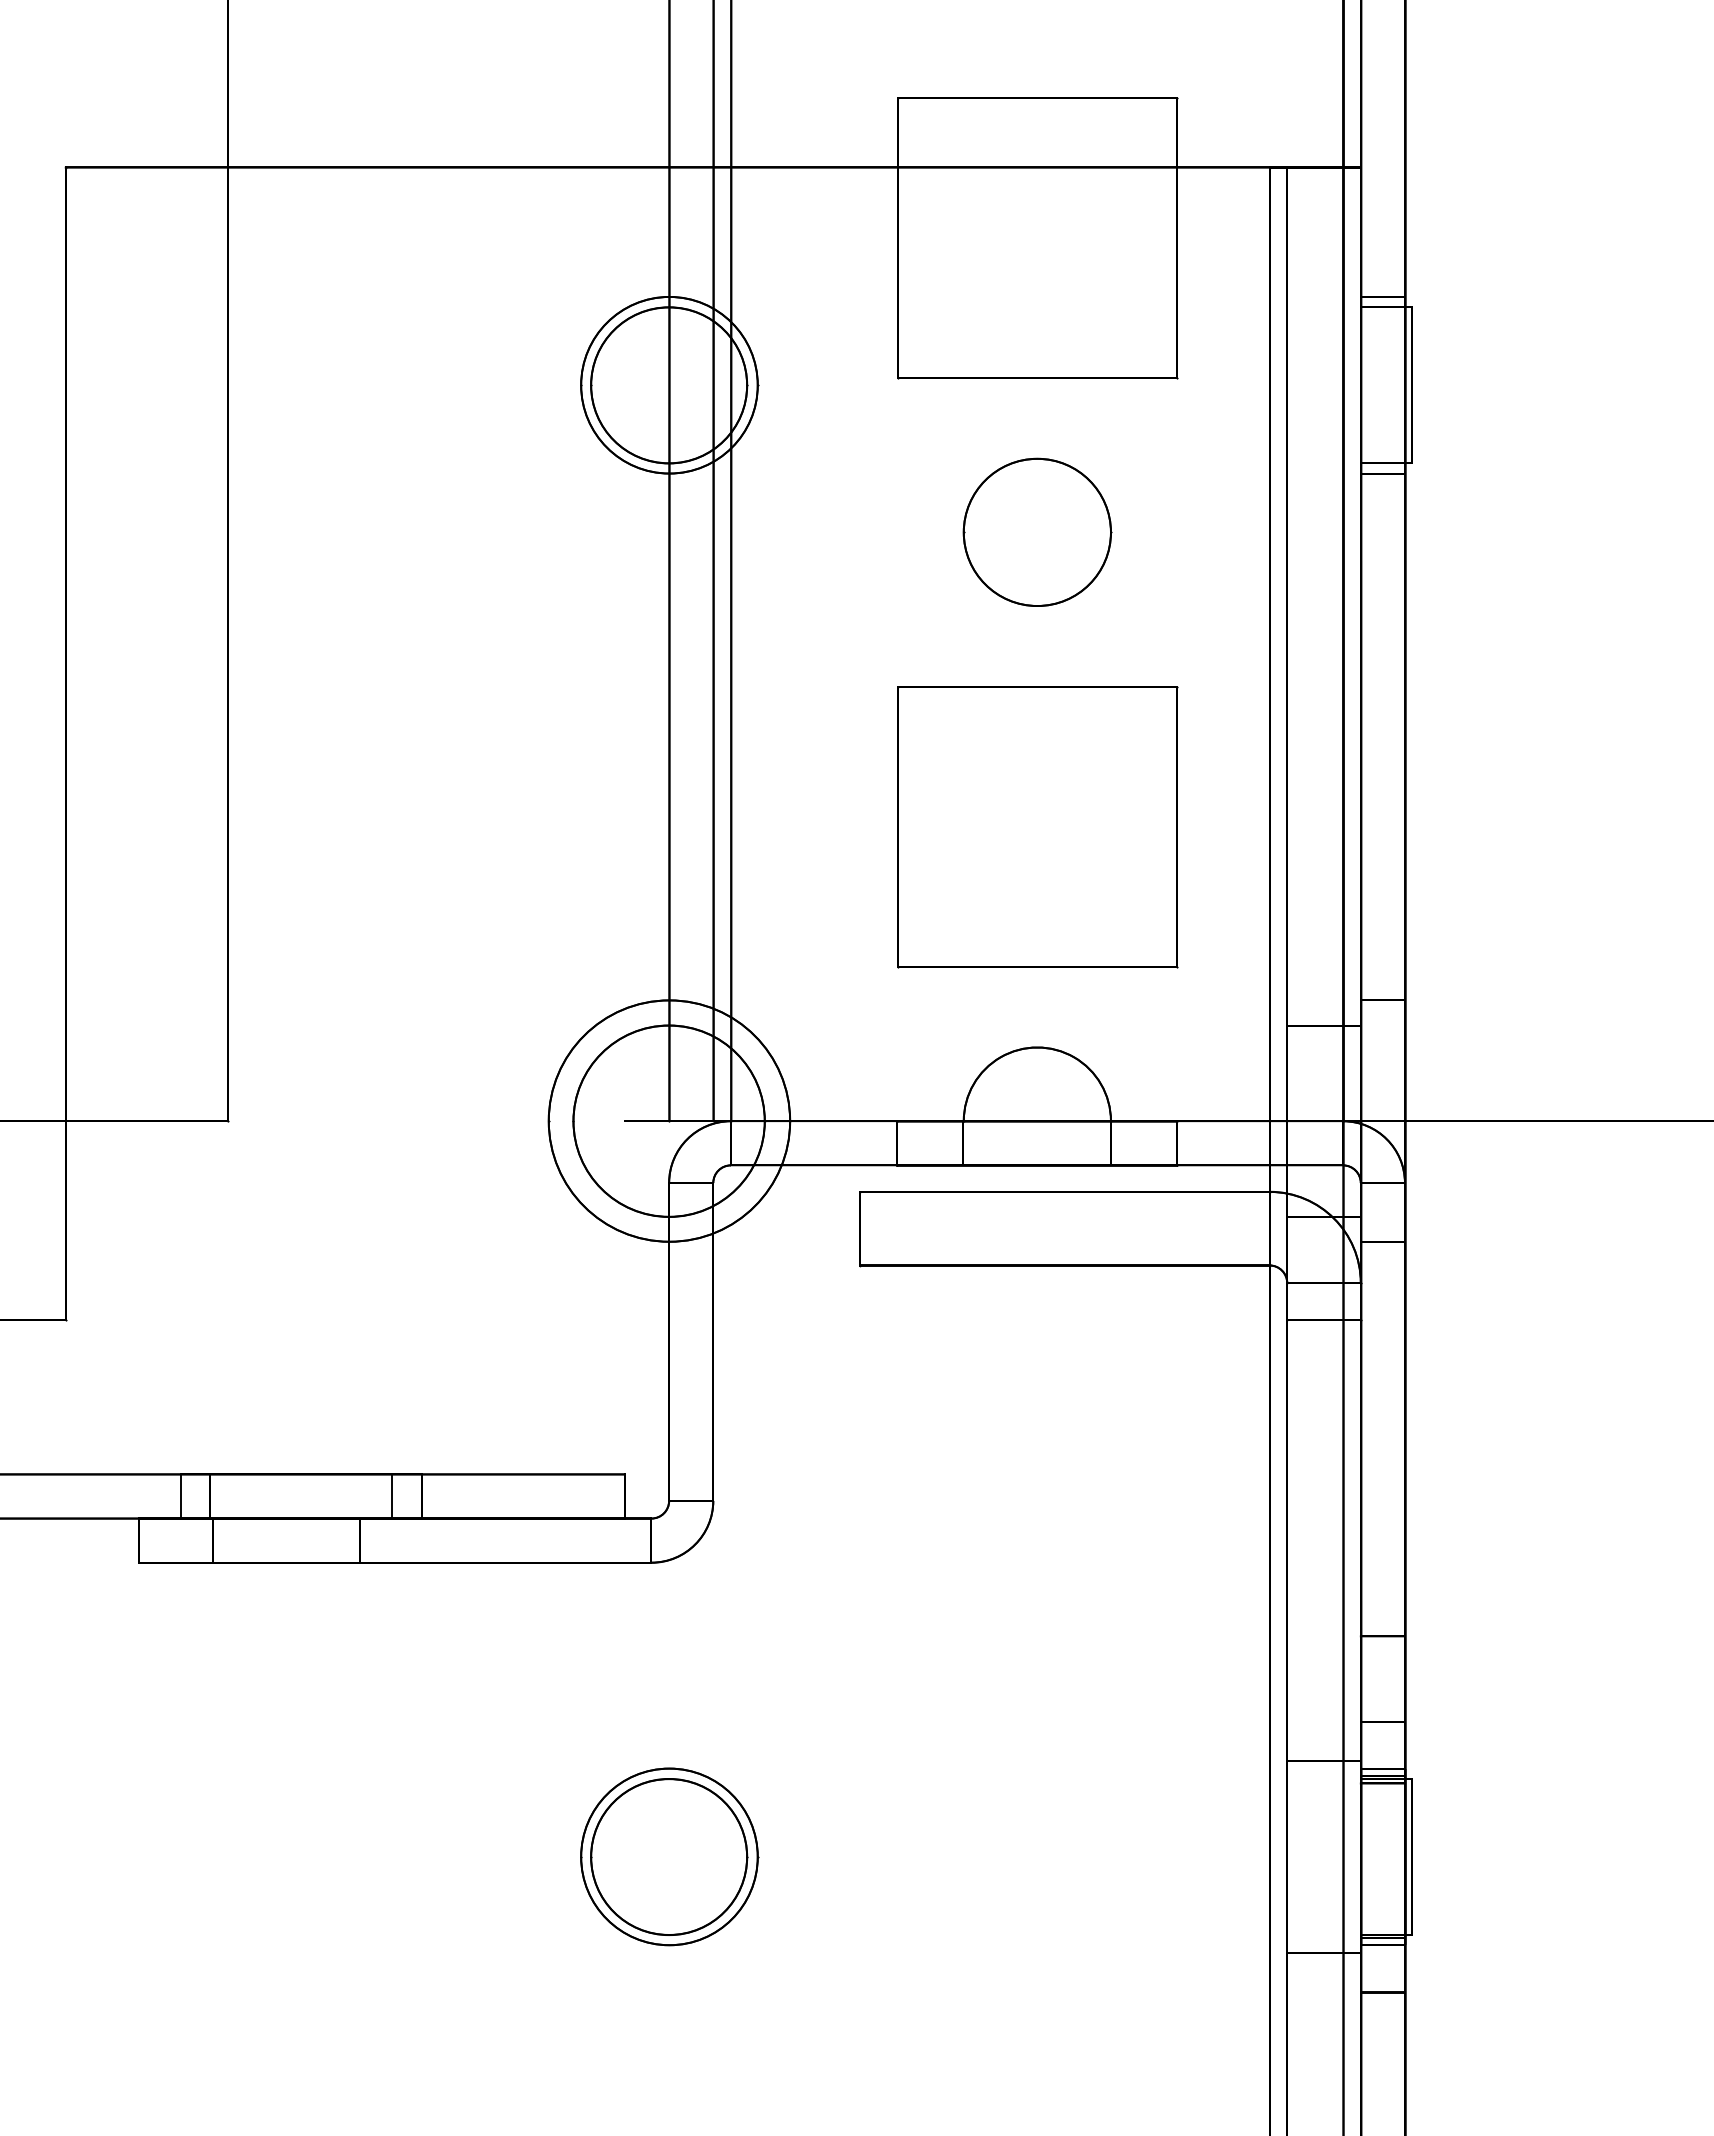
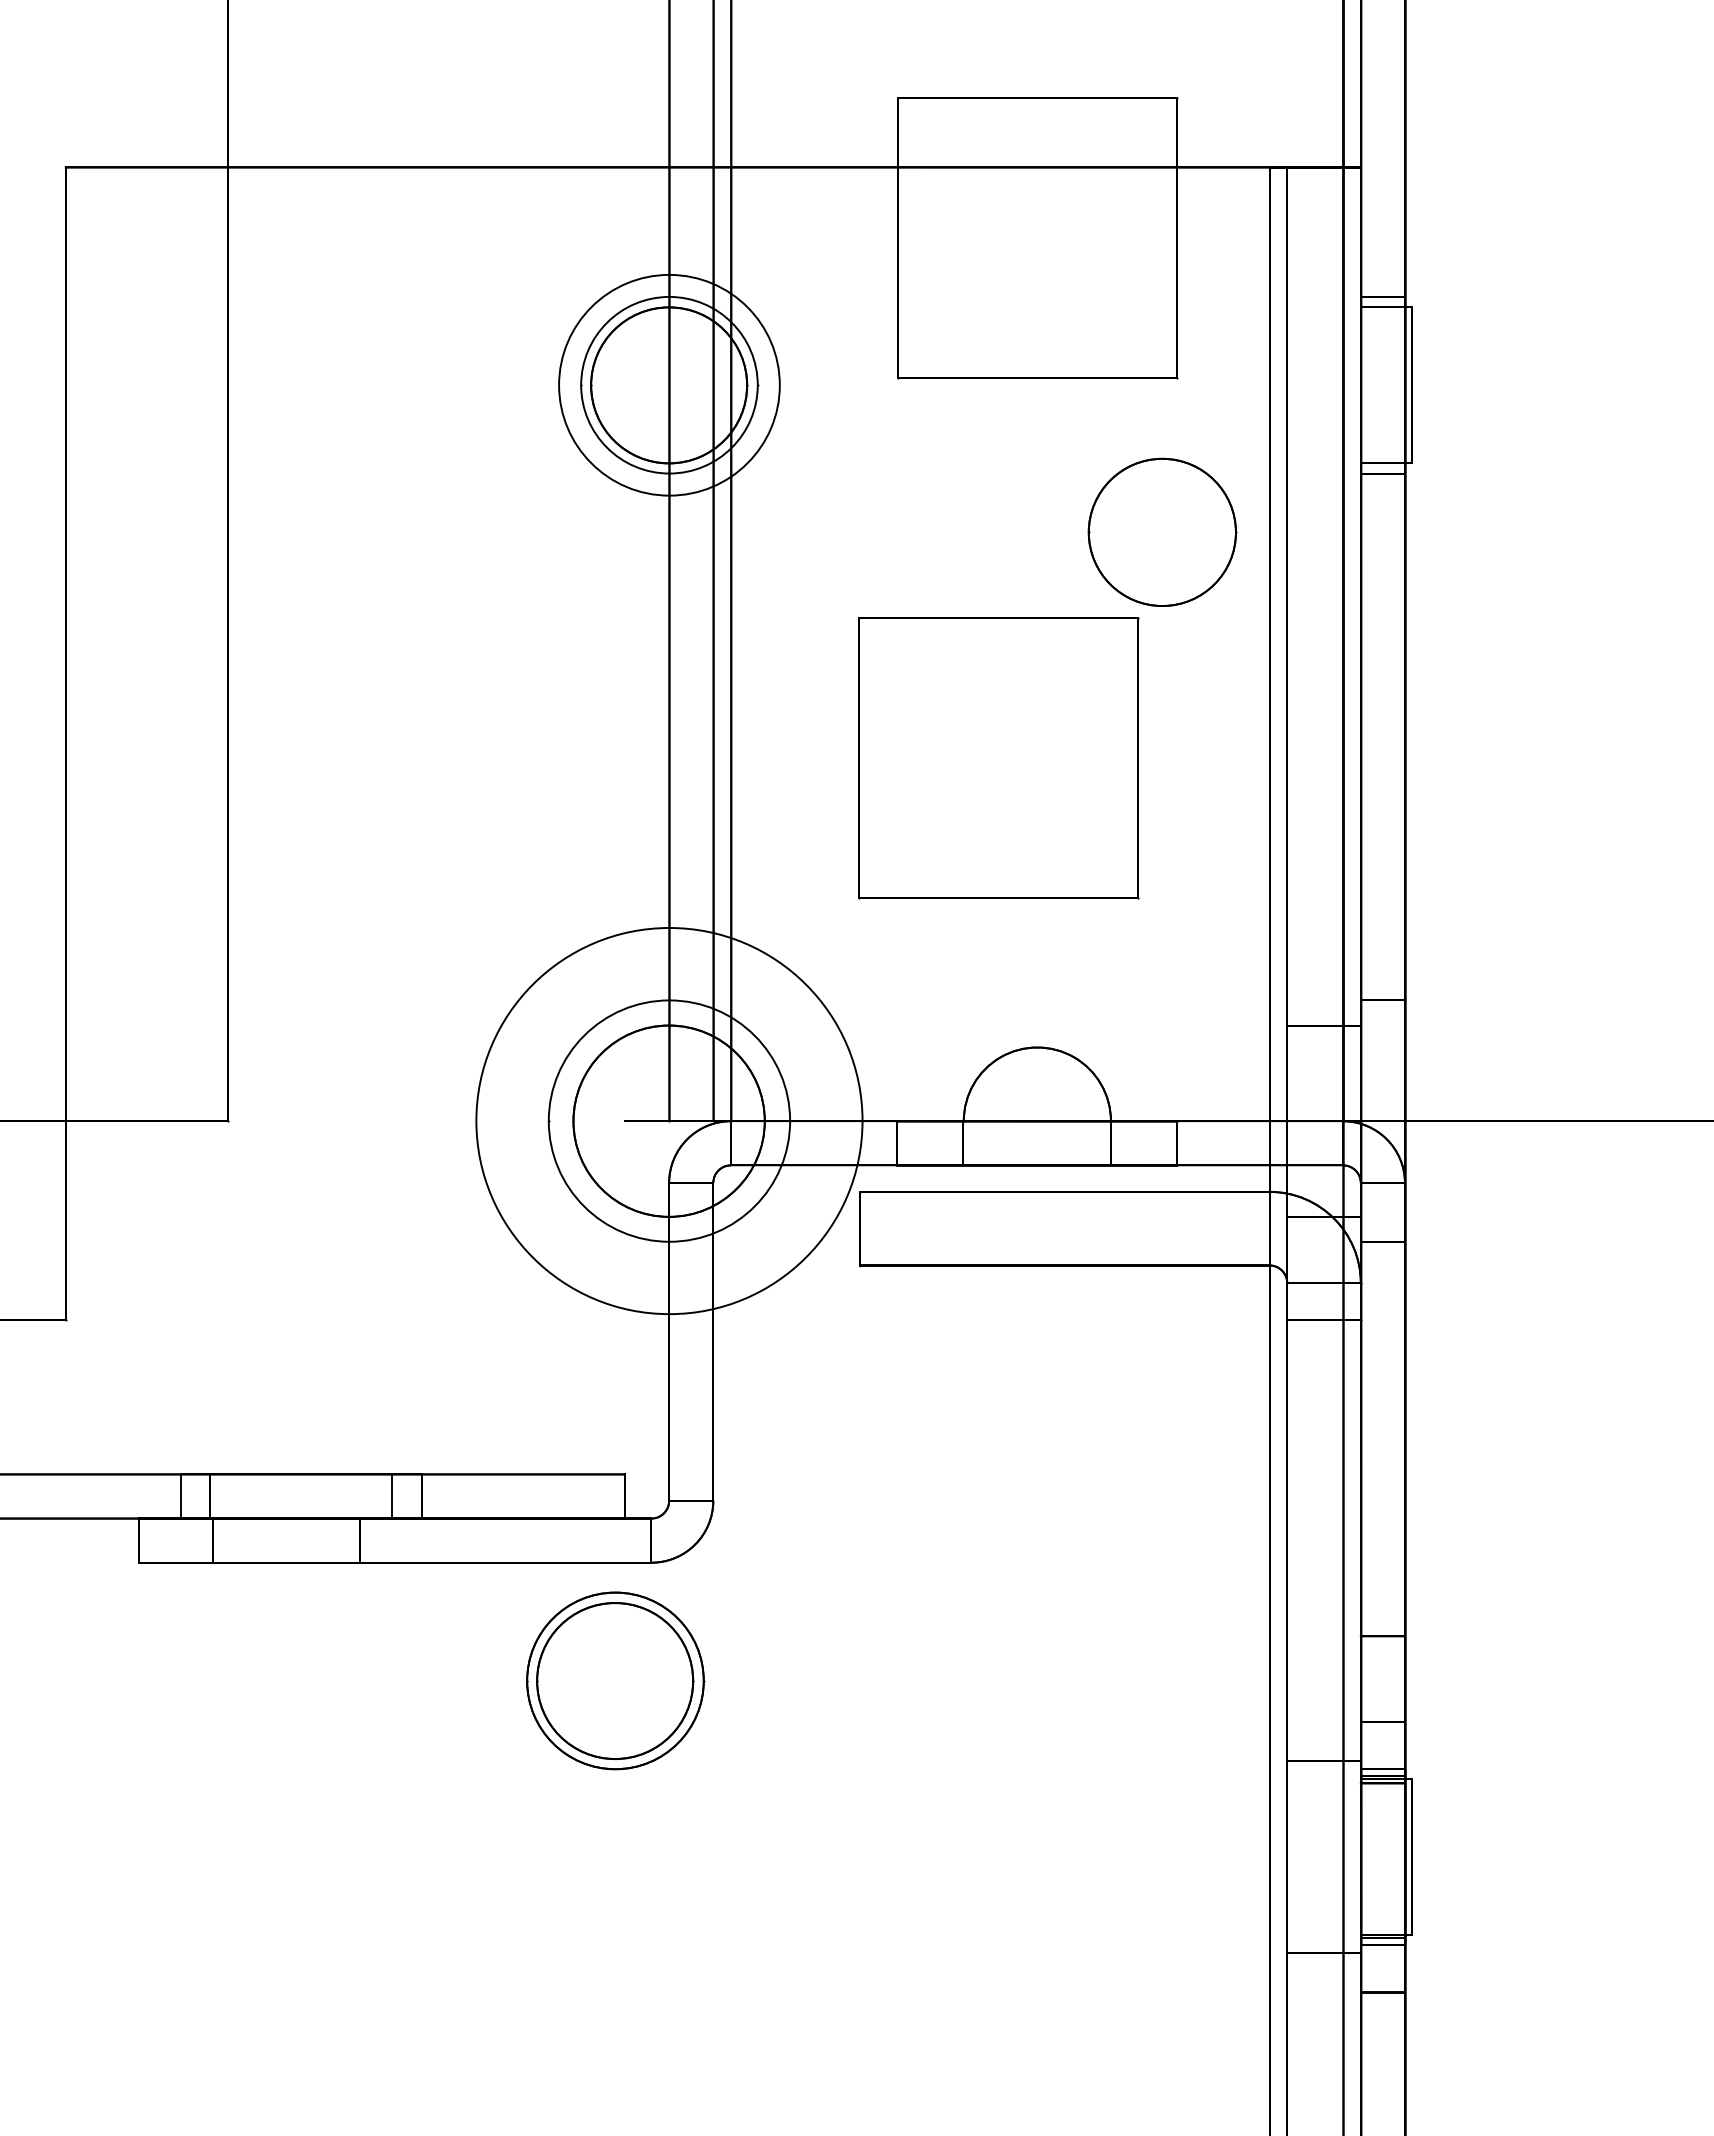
circle diameter: 177 px -> 221 px (669, 384)
part position: (1037, 531) -> (1162, 531) (1162, 531)
part position: (1037, 827) -> (998, 758) (998, 758)
circle diameter: 241 px -> 386 px (669, 1120)
part position: (669, 1856) -> (615, 1680) (615, 1680)
